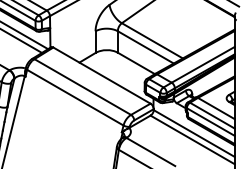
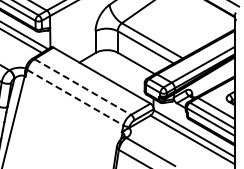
line: solid -> dashed (82, 87)
line: solid -> dashed (75, 97)
